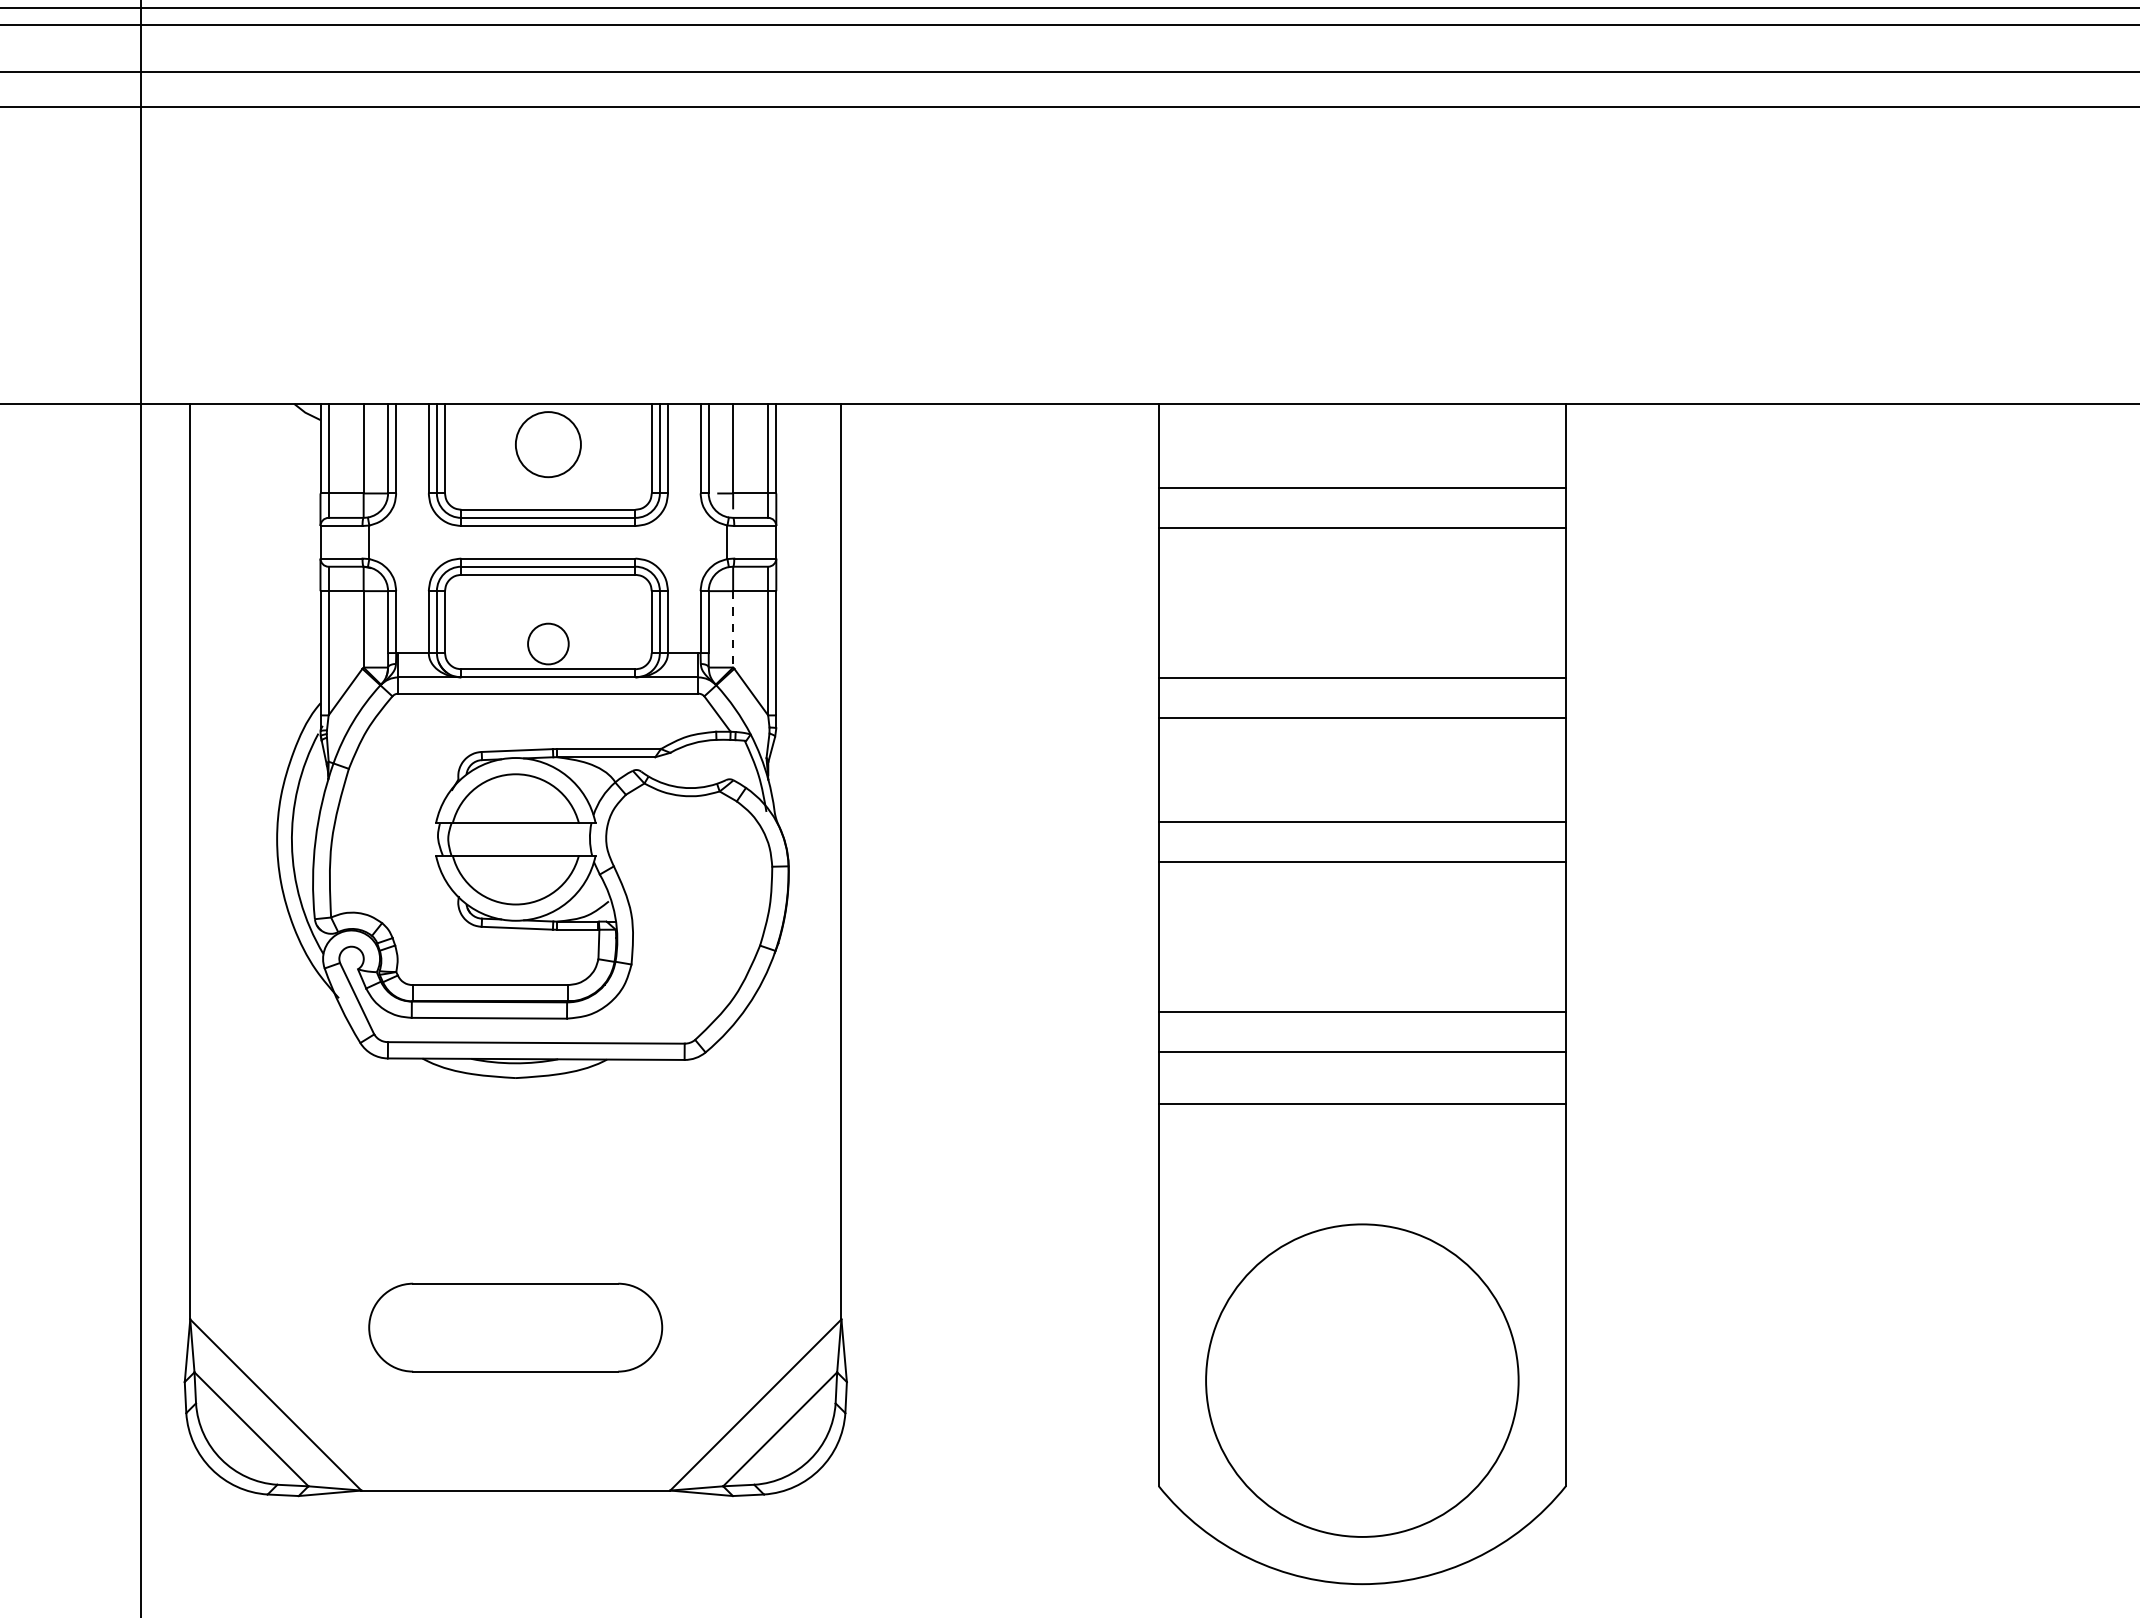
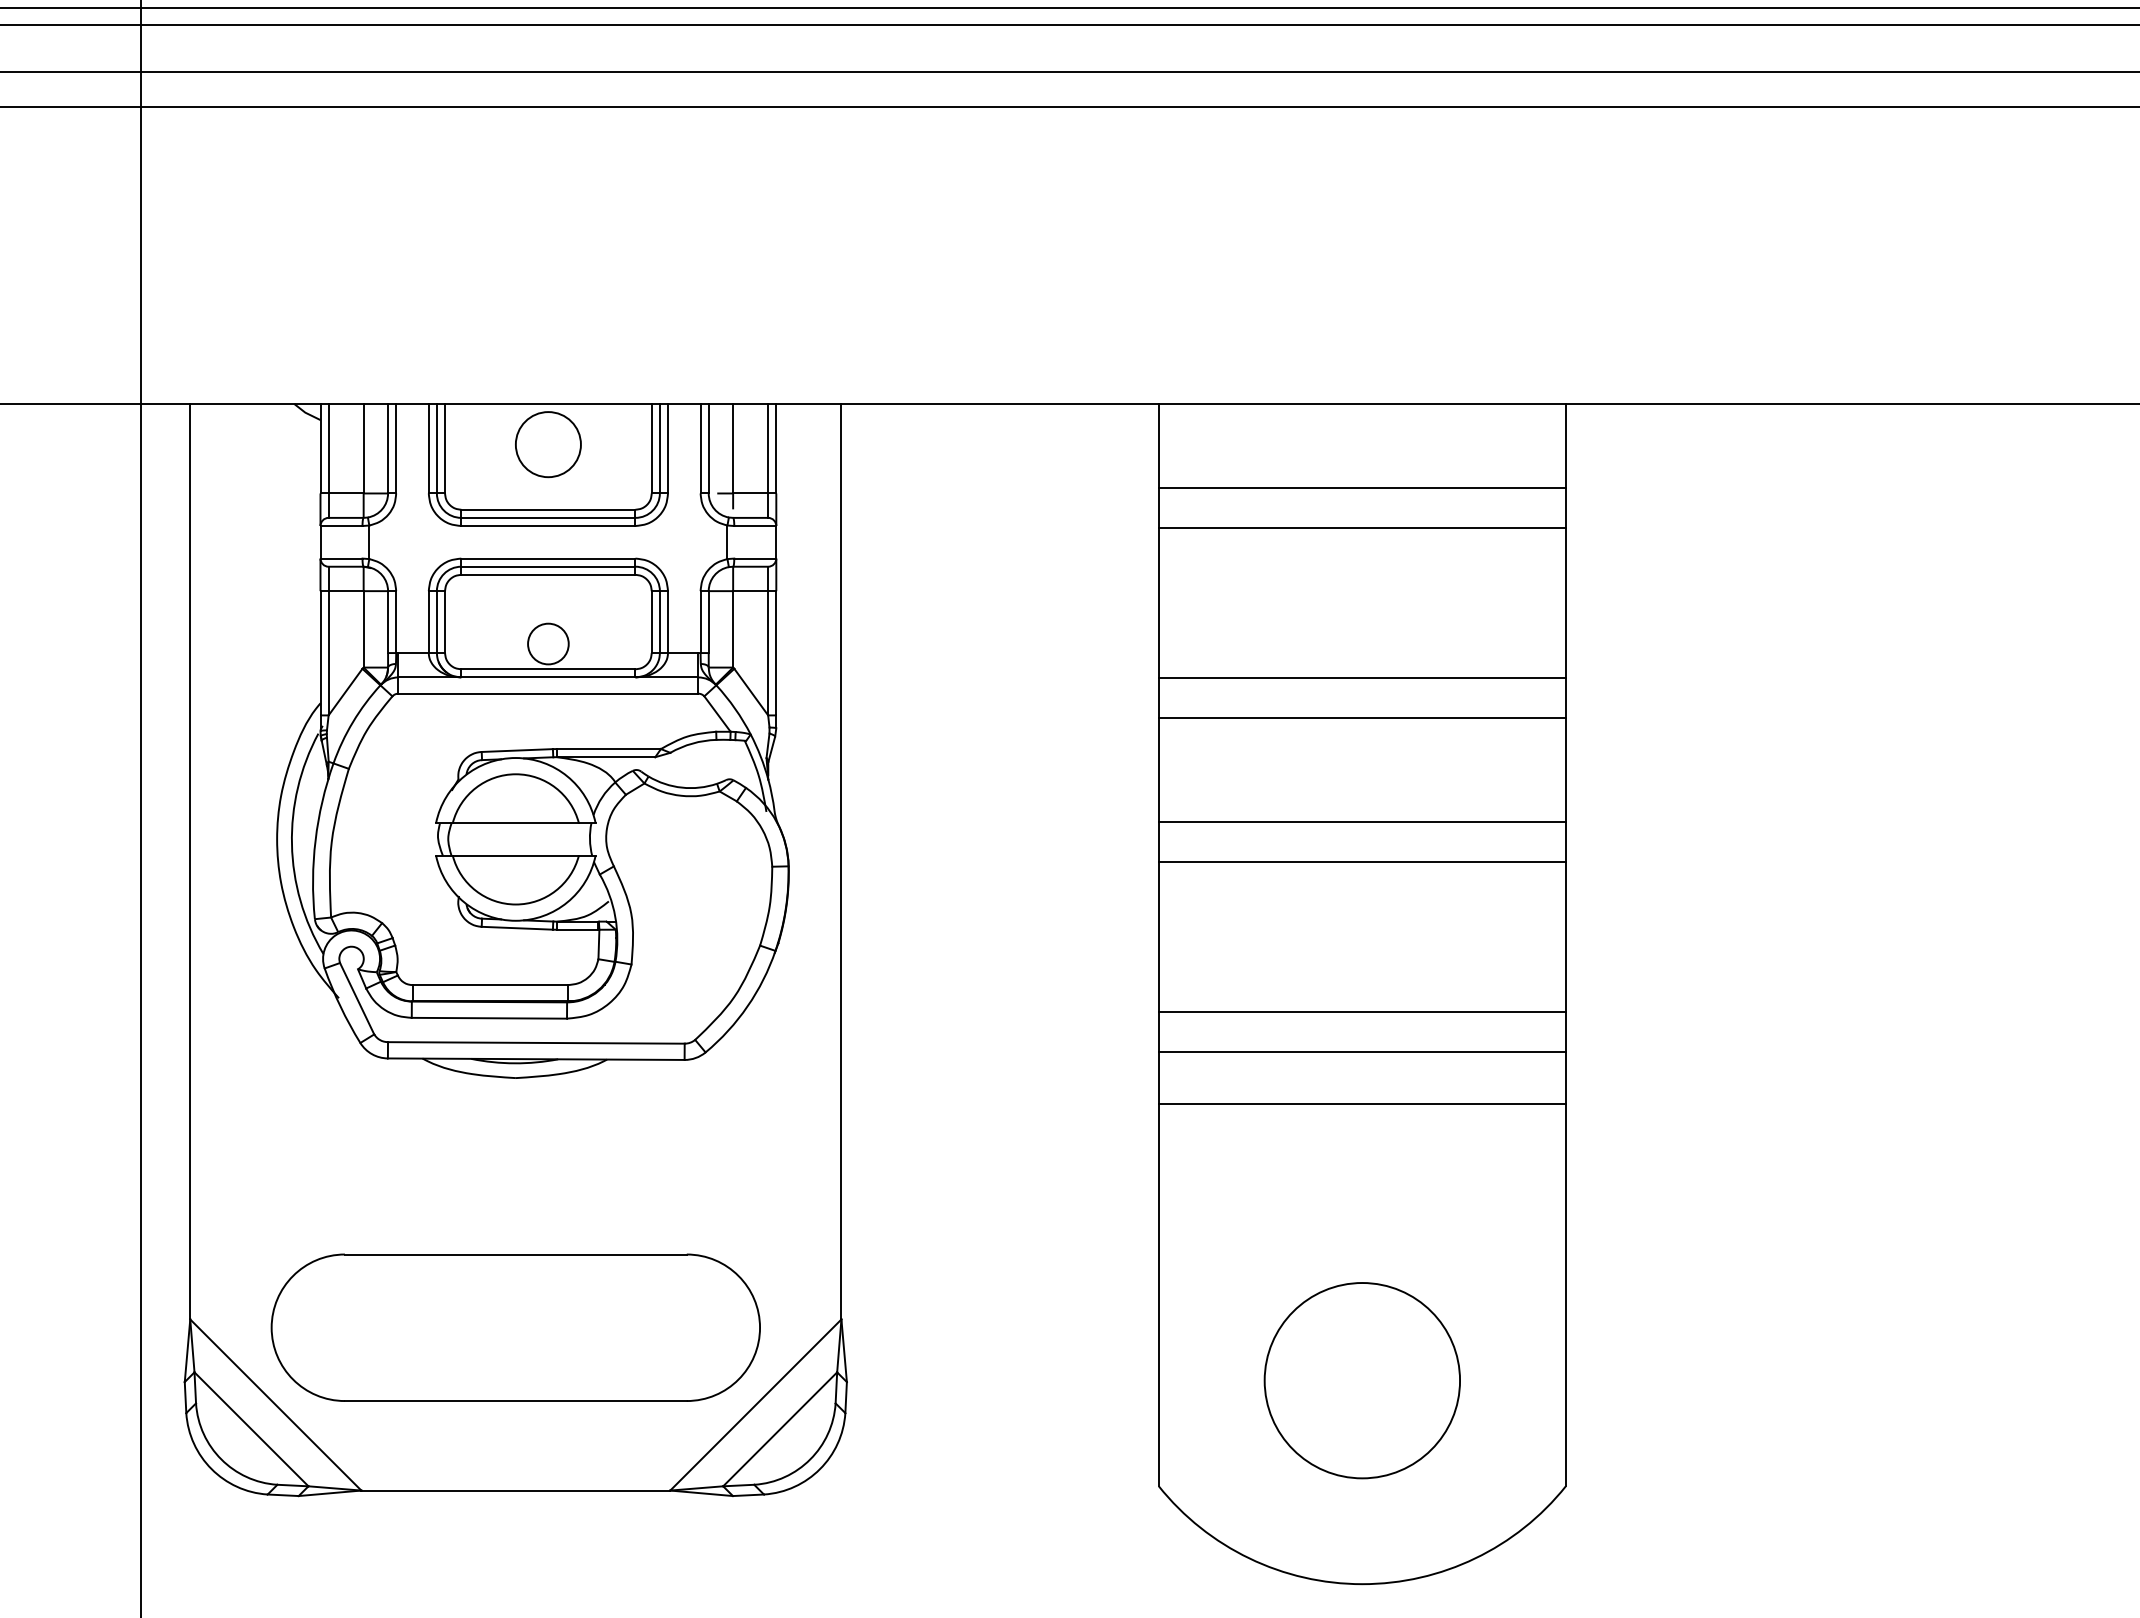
line: dashed -> solid (733, 629)
part size: 296x91 px -> 491x149 px (515, 1327)
circle diameter: 313 px -> 195 px (1362, 1380)
